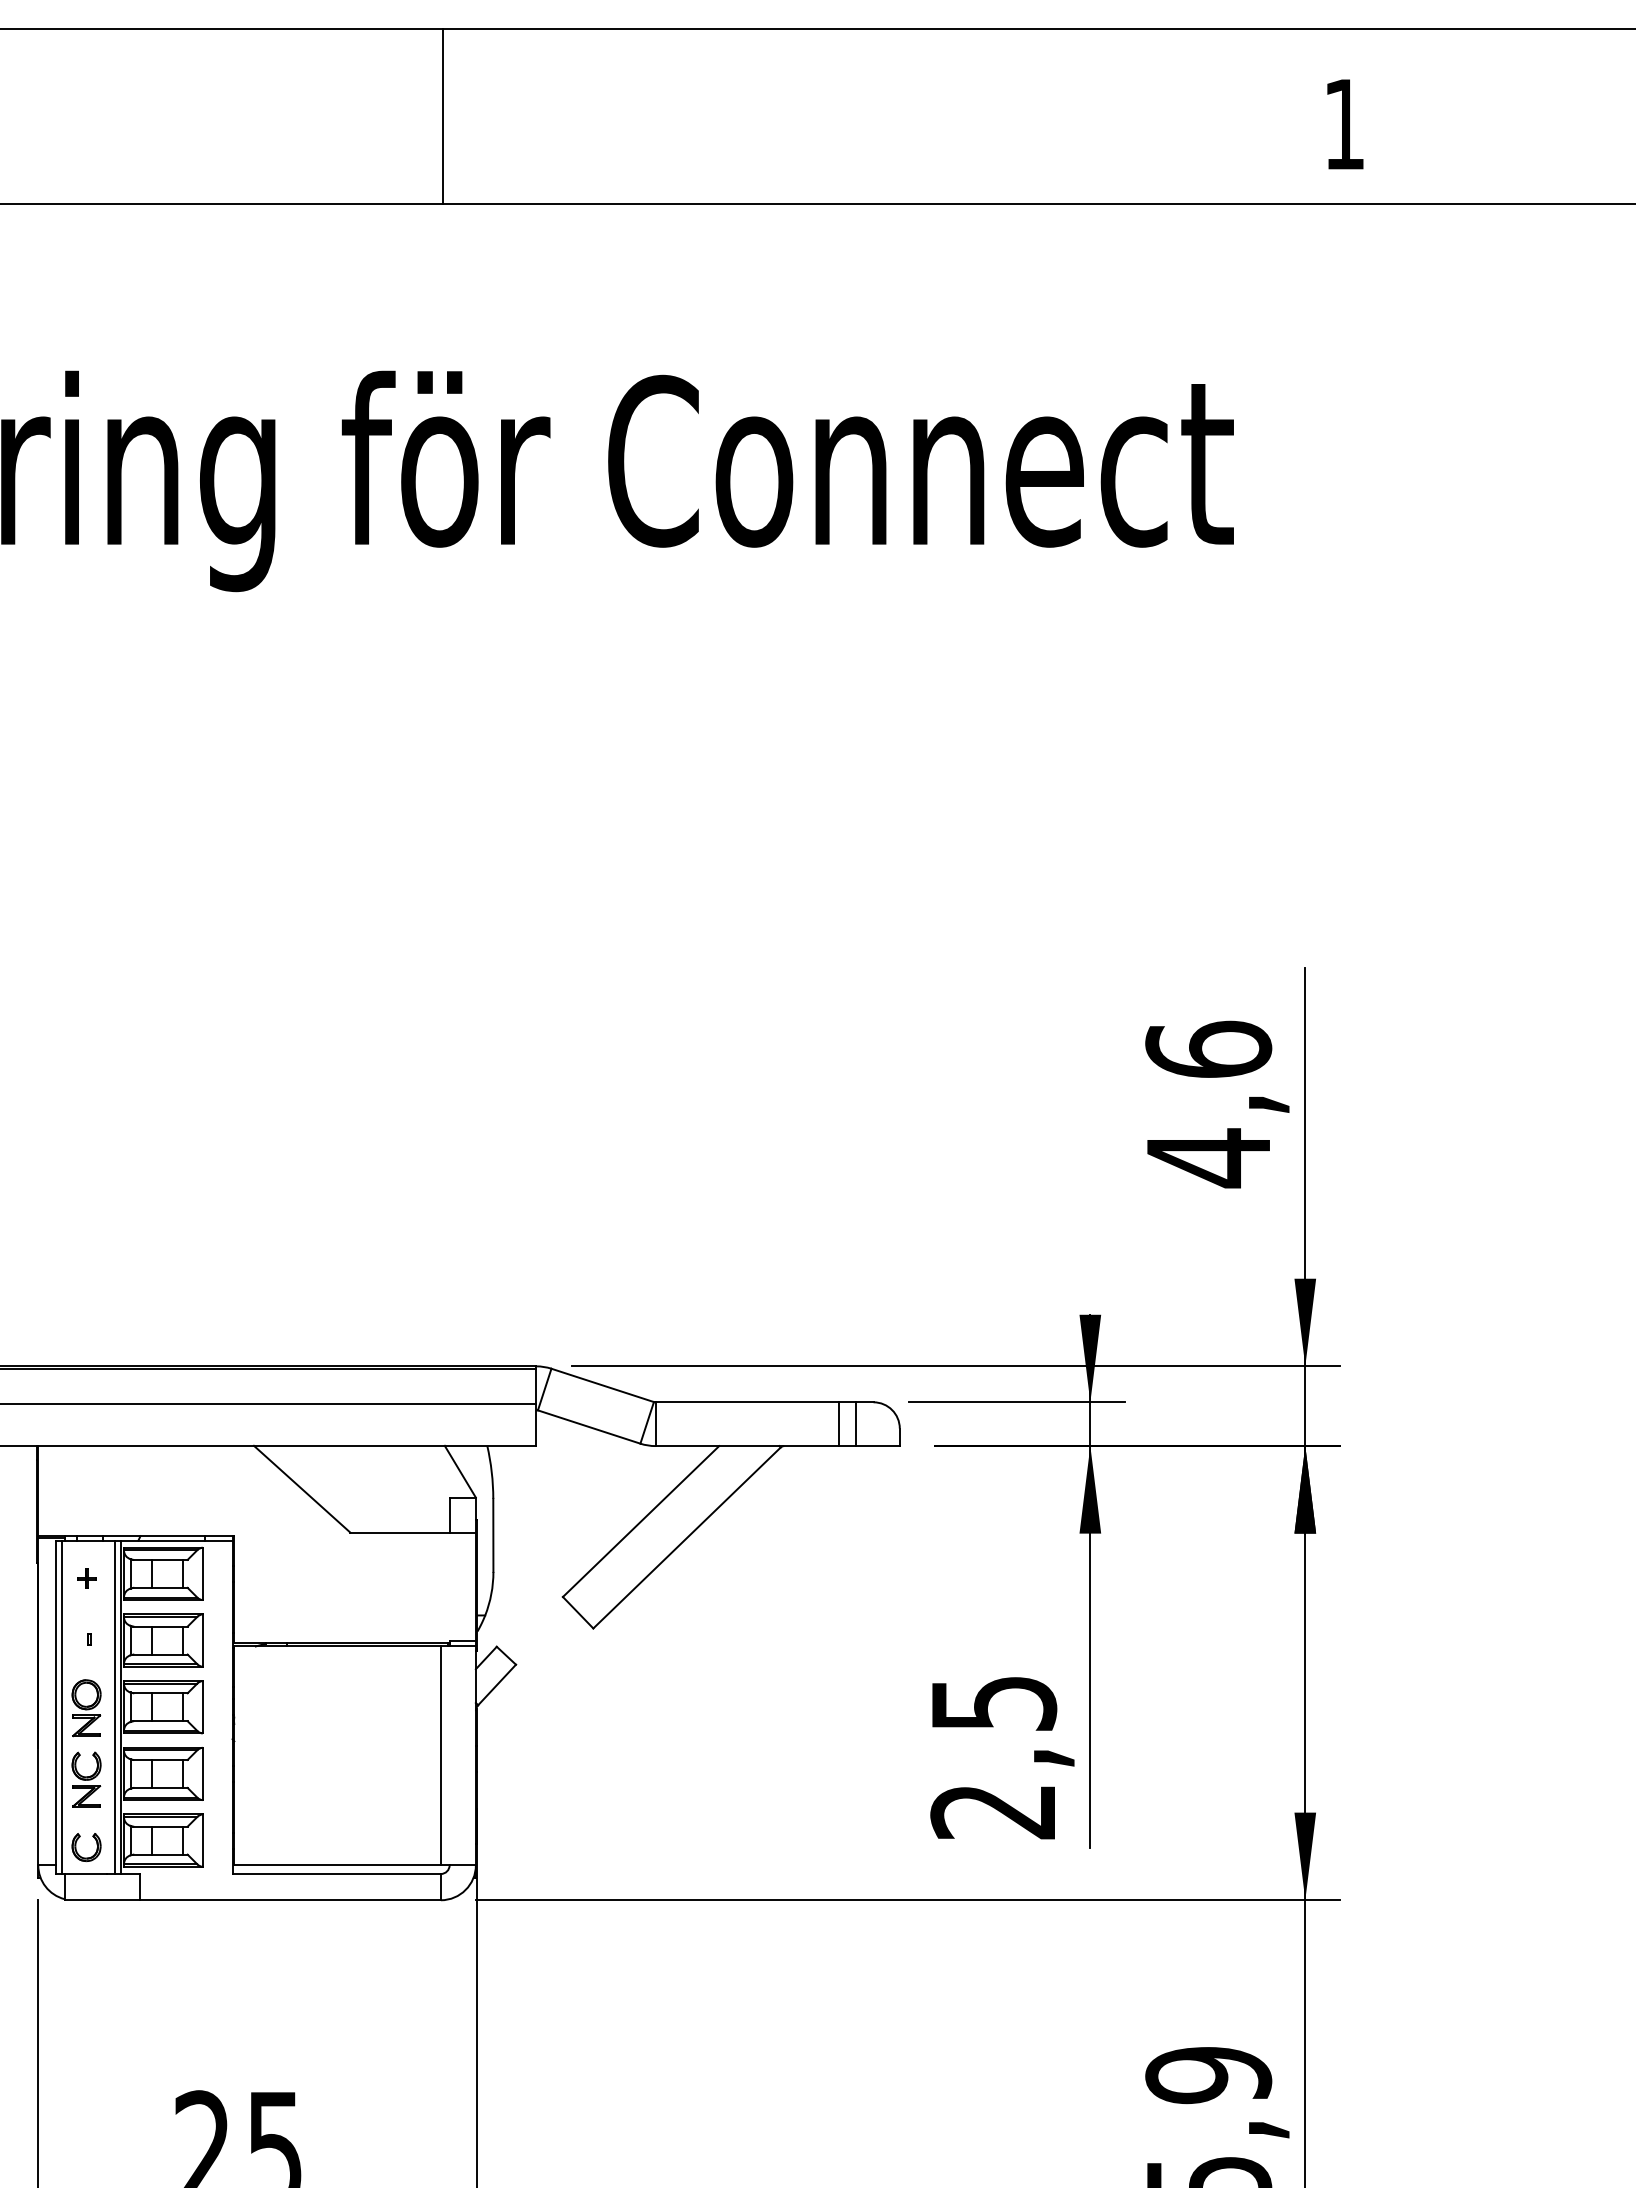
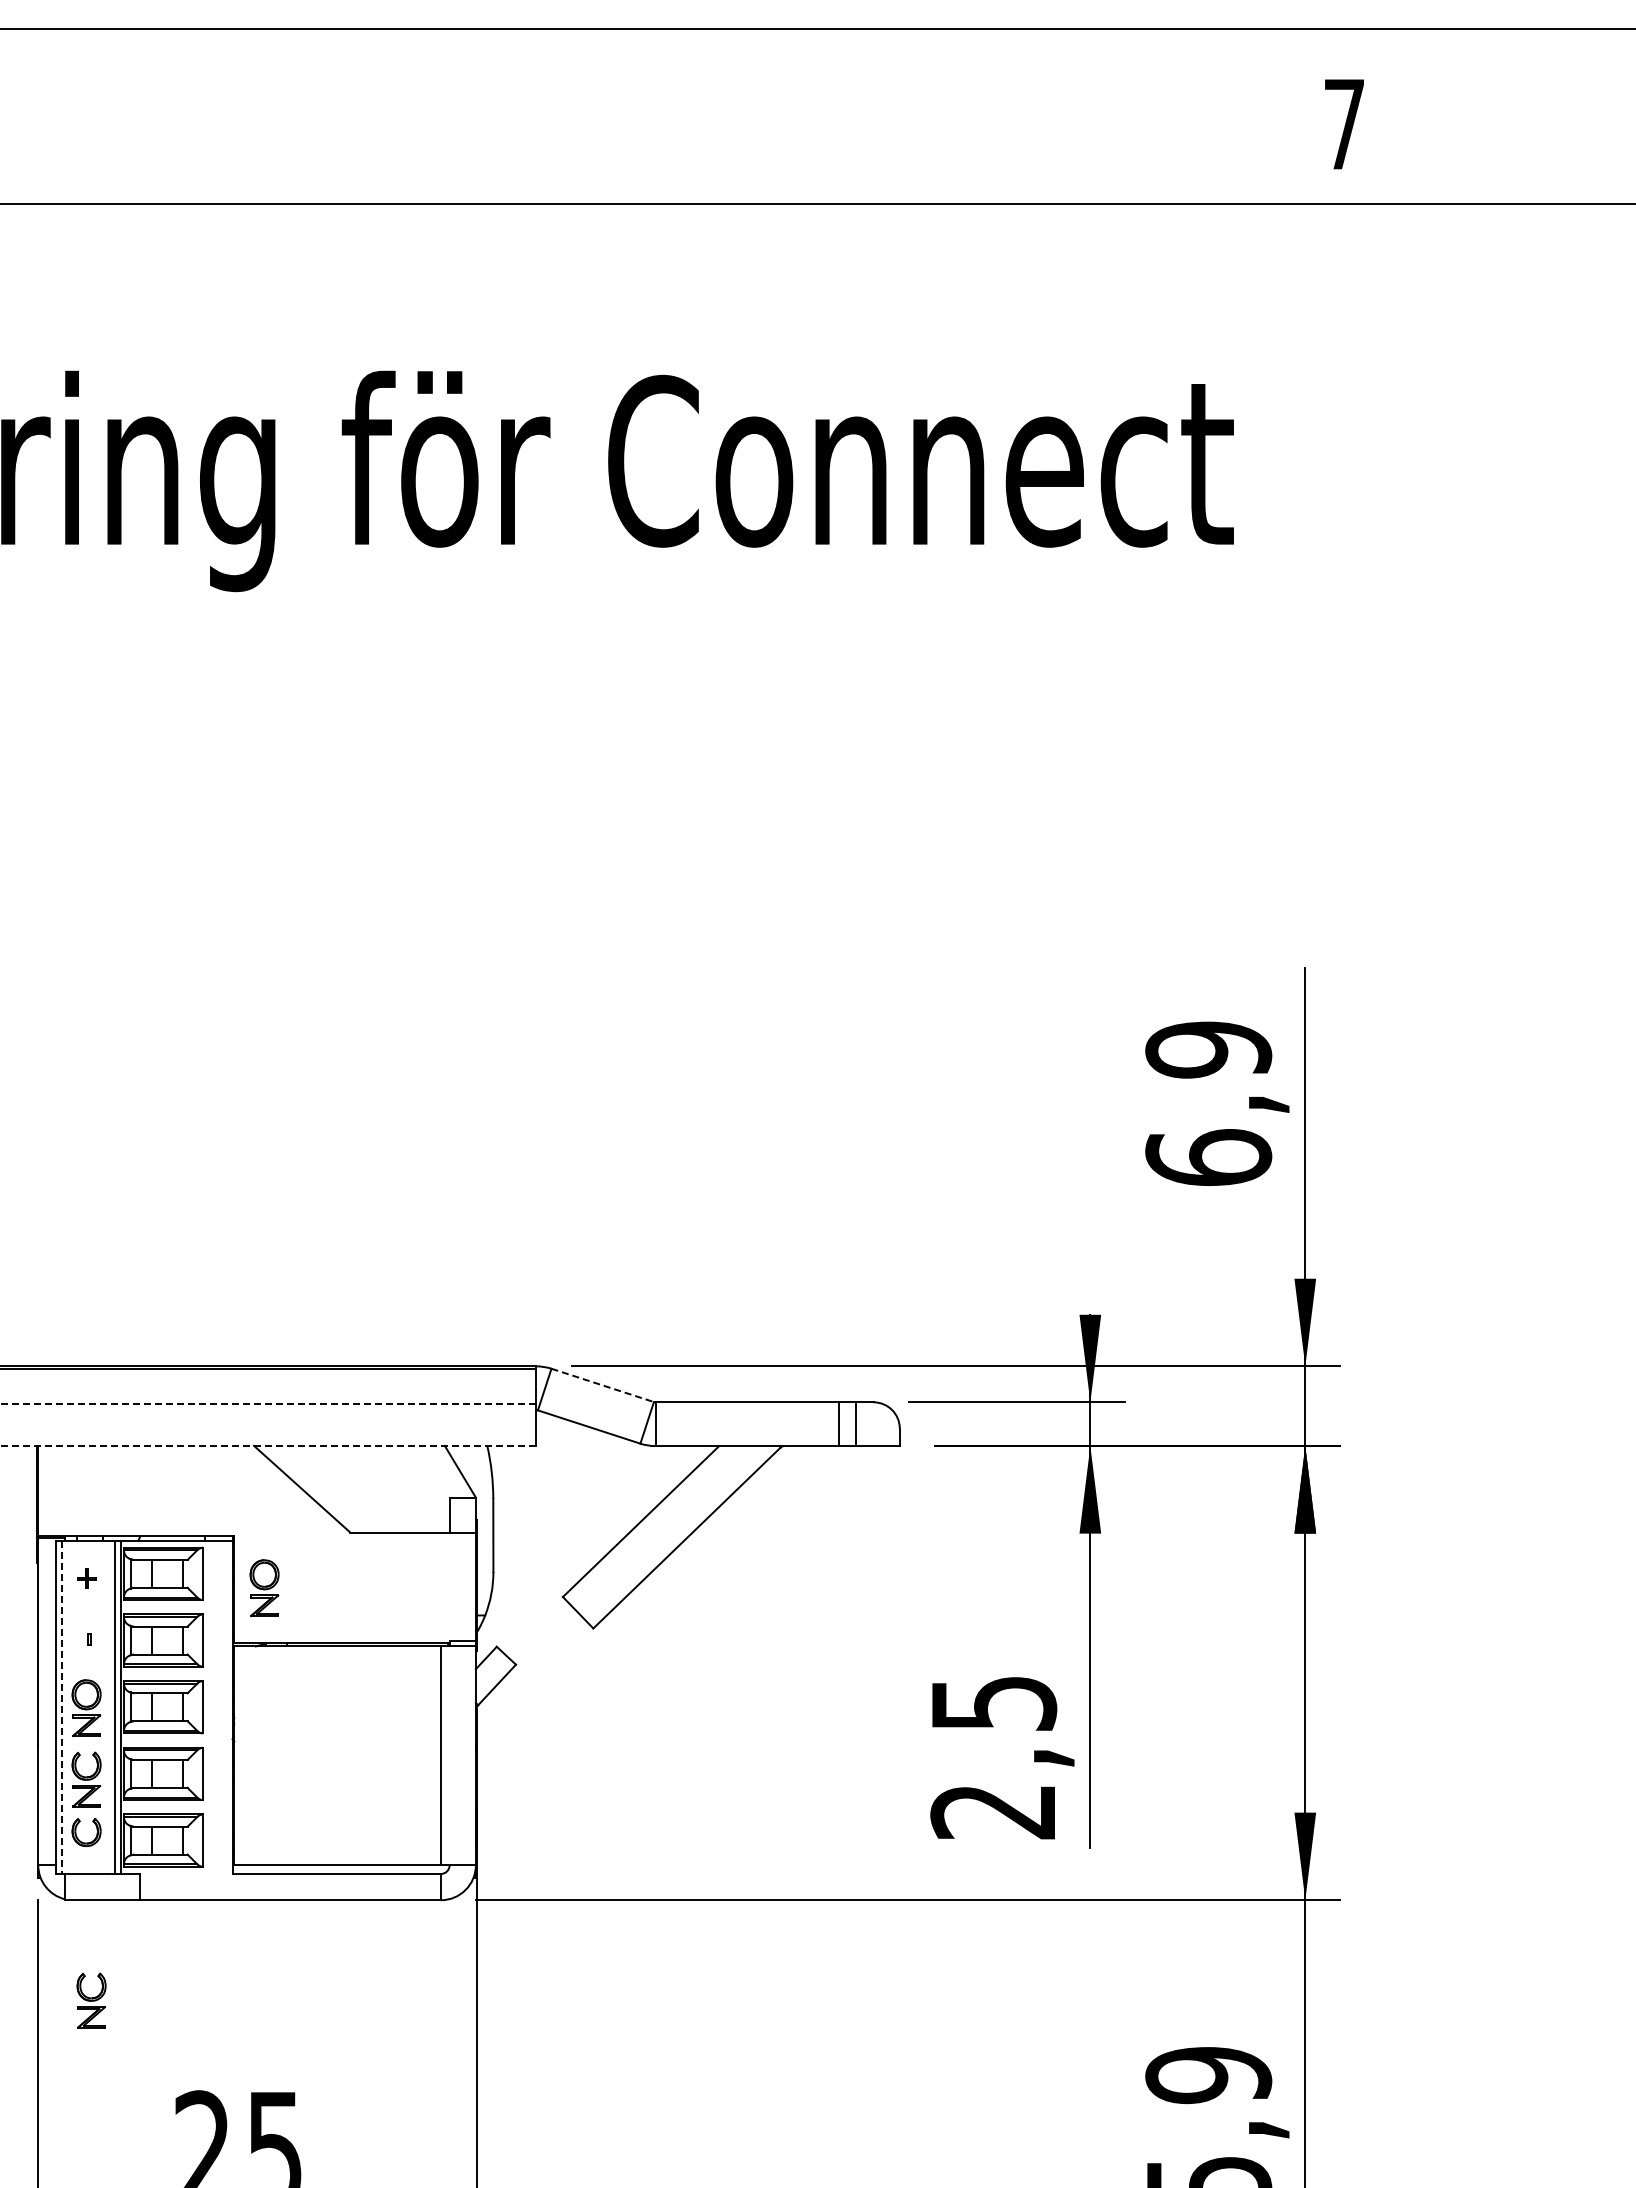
line: present -> none (443, 115)
text: 1 -> 7 (1344, 124)
text: 4,6 -> 6,9 (1208, 1104)
line: solid -> dashed (602, 1385)
line: solid -> dashed (268, 1404)
line: solid -> dashed (268, 1445)
part: none -> present (264, 1588)
line: solid -> dashed (62, 1707)
part position: (77, 1851) -> (77, 1836) (77, 1836)
part: none -> present (91, 2000)
